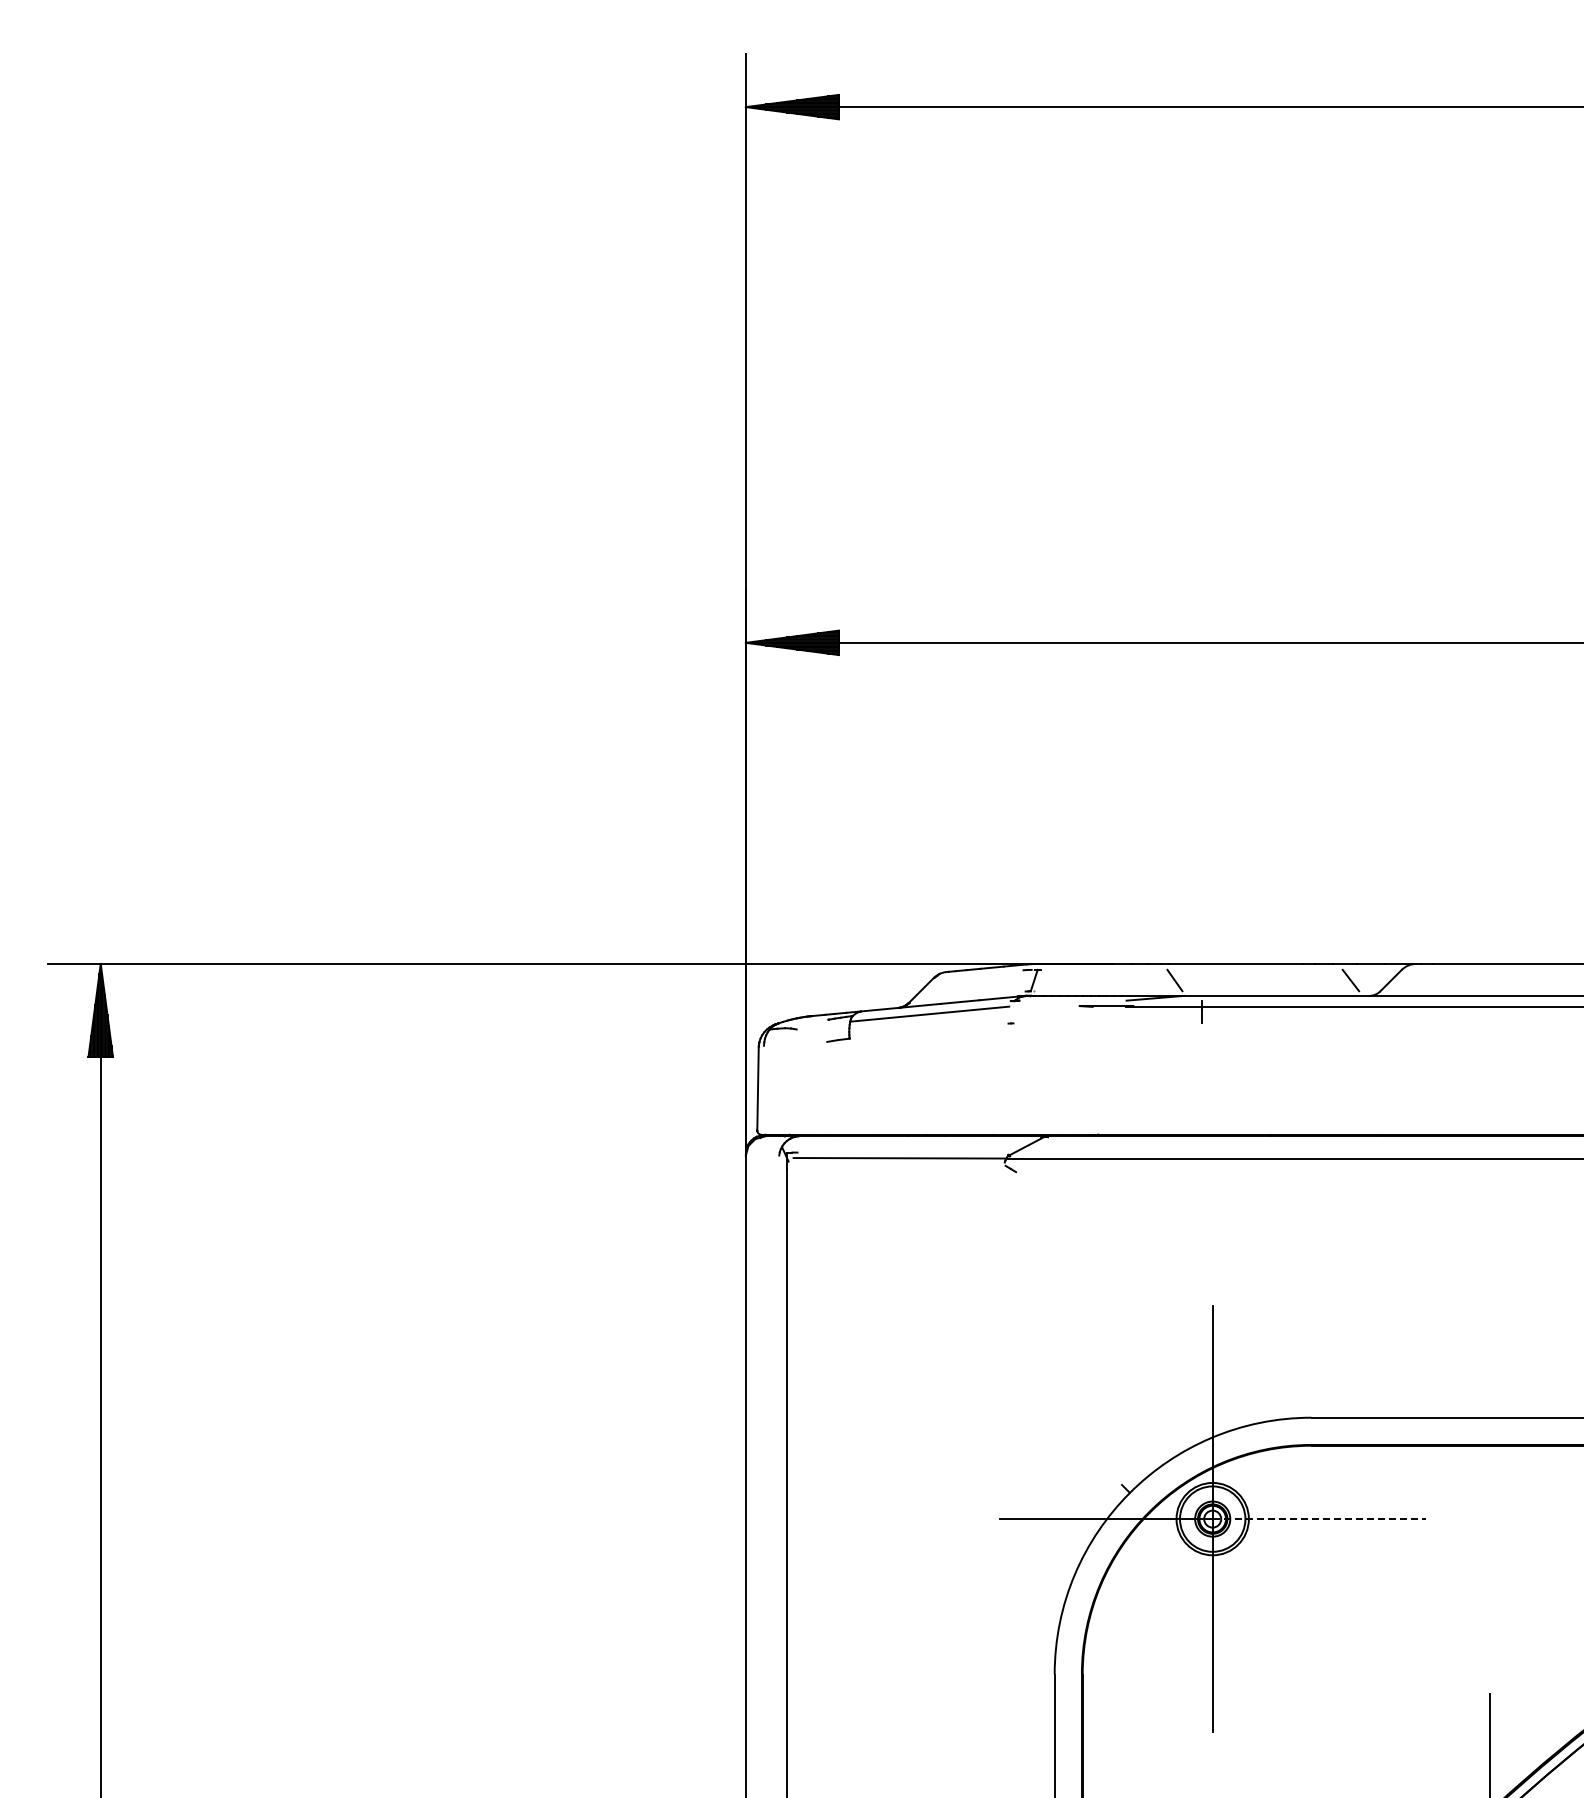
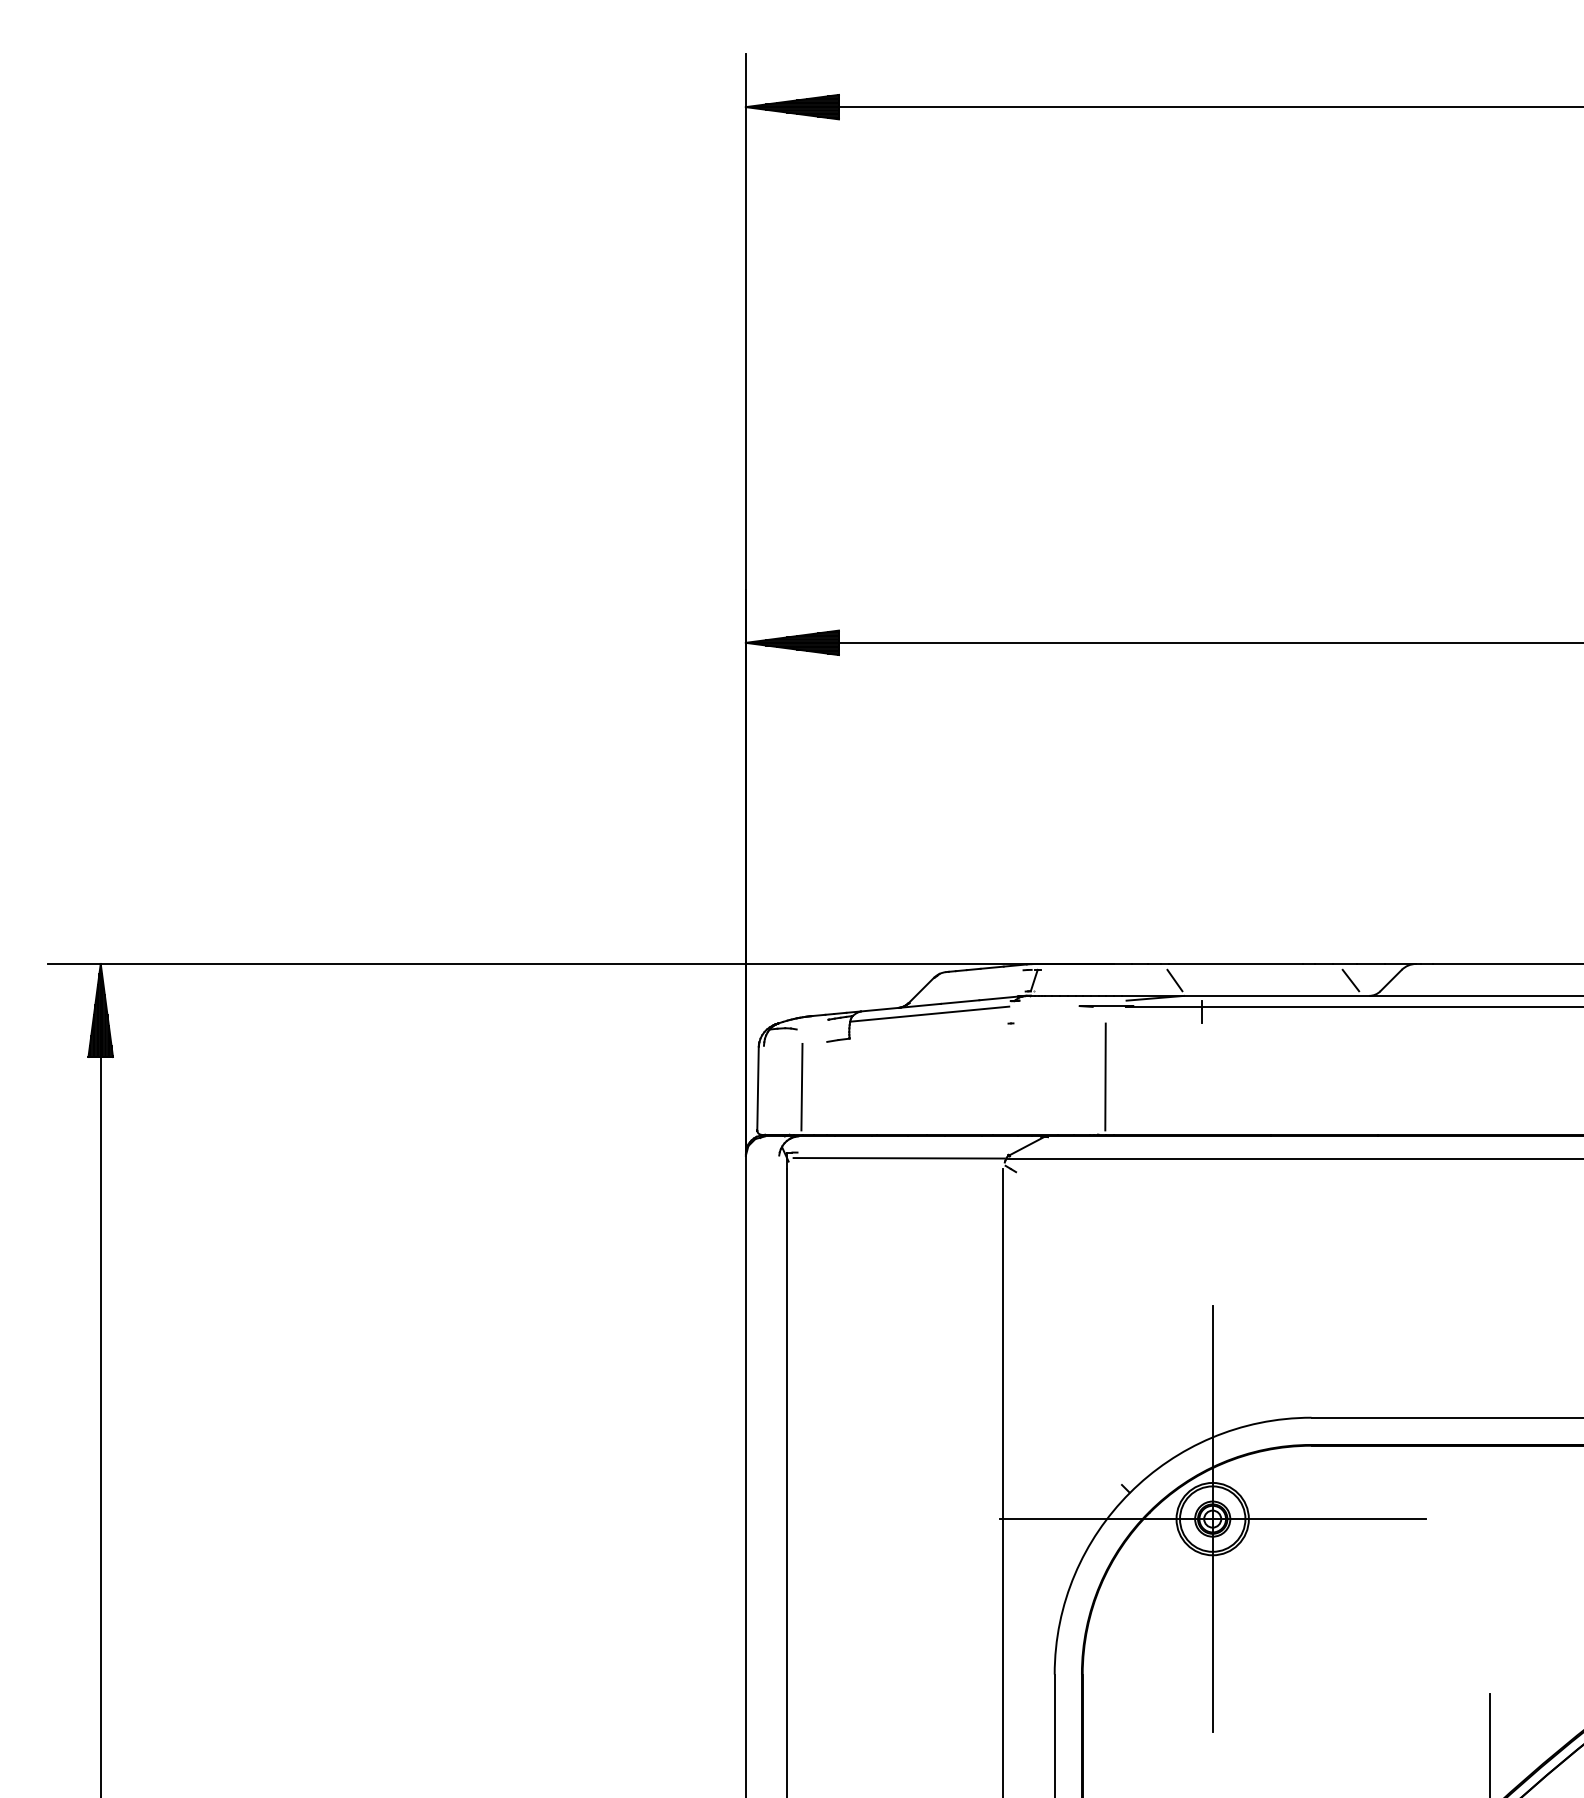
line: none -> present (1105, 1076)
line: none -> present (801, 1086)
line: none -> present (1003, 1481)
line: dashed -> solid (1319, 1519)
